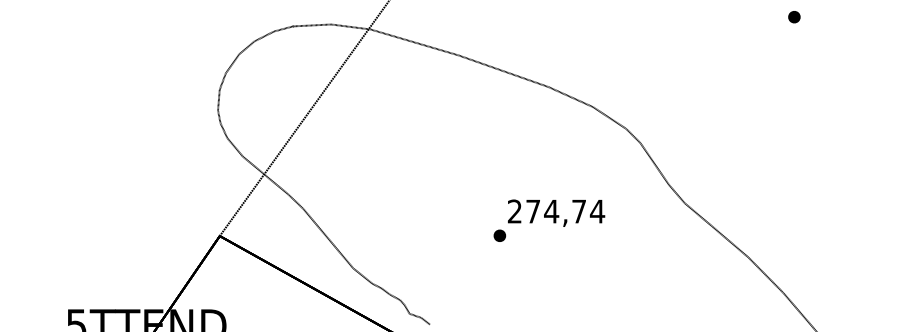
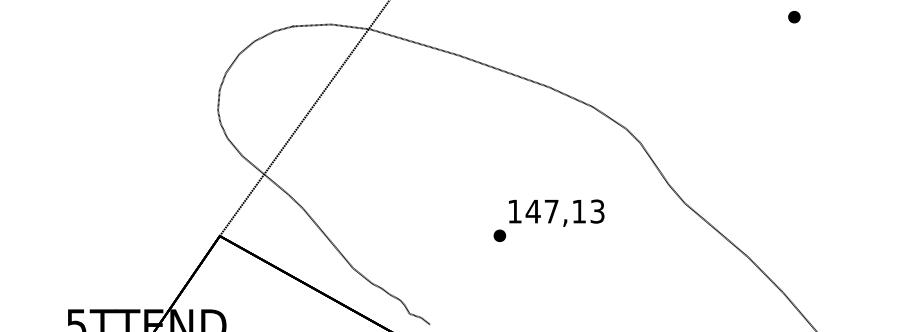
text: 274,74 -> 147,13 (556, 211)
